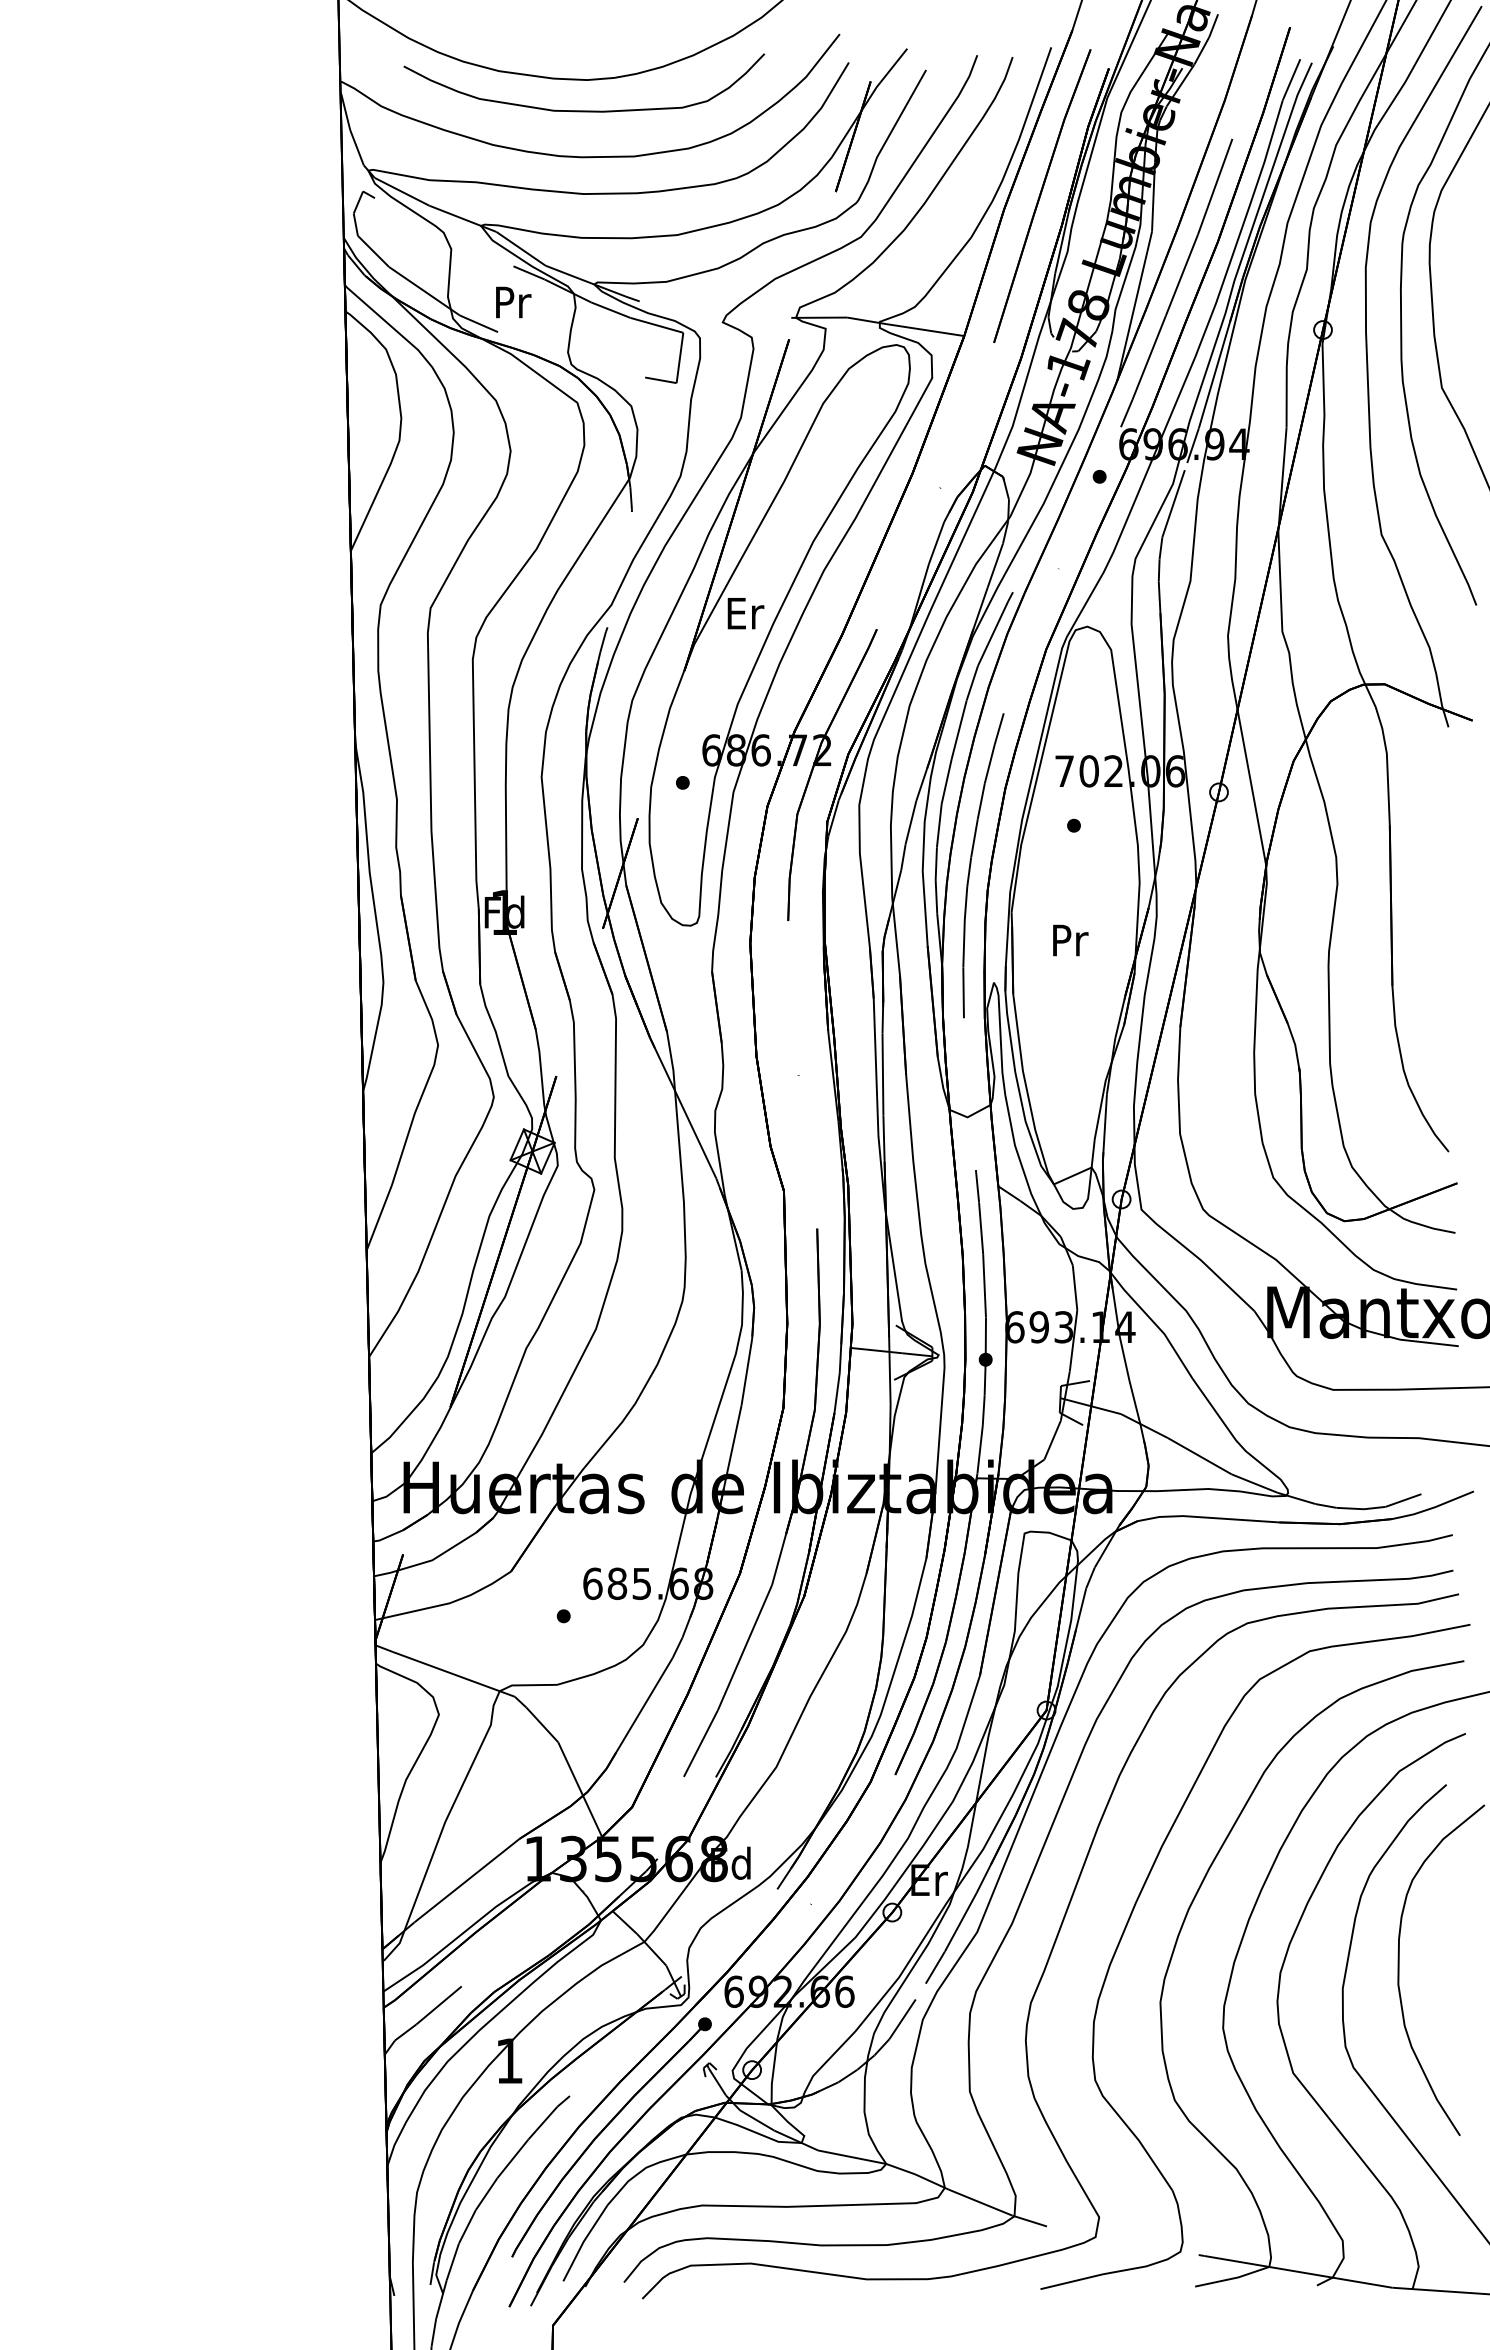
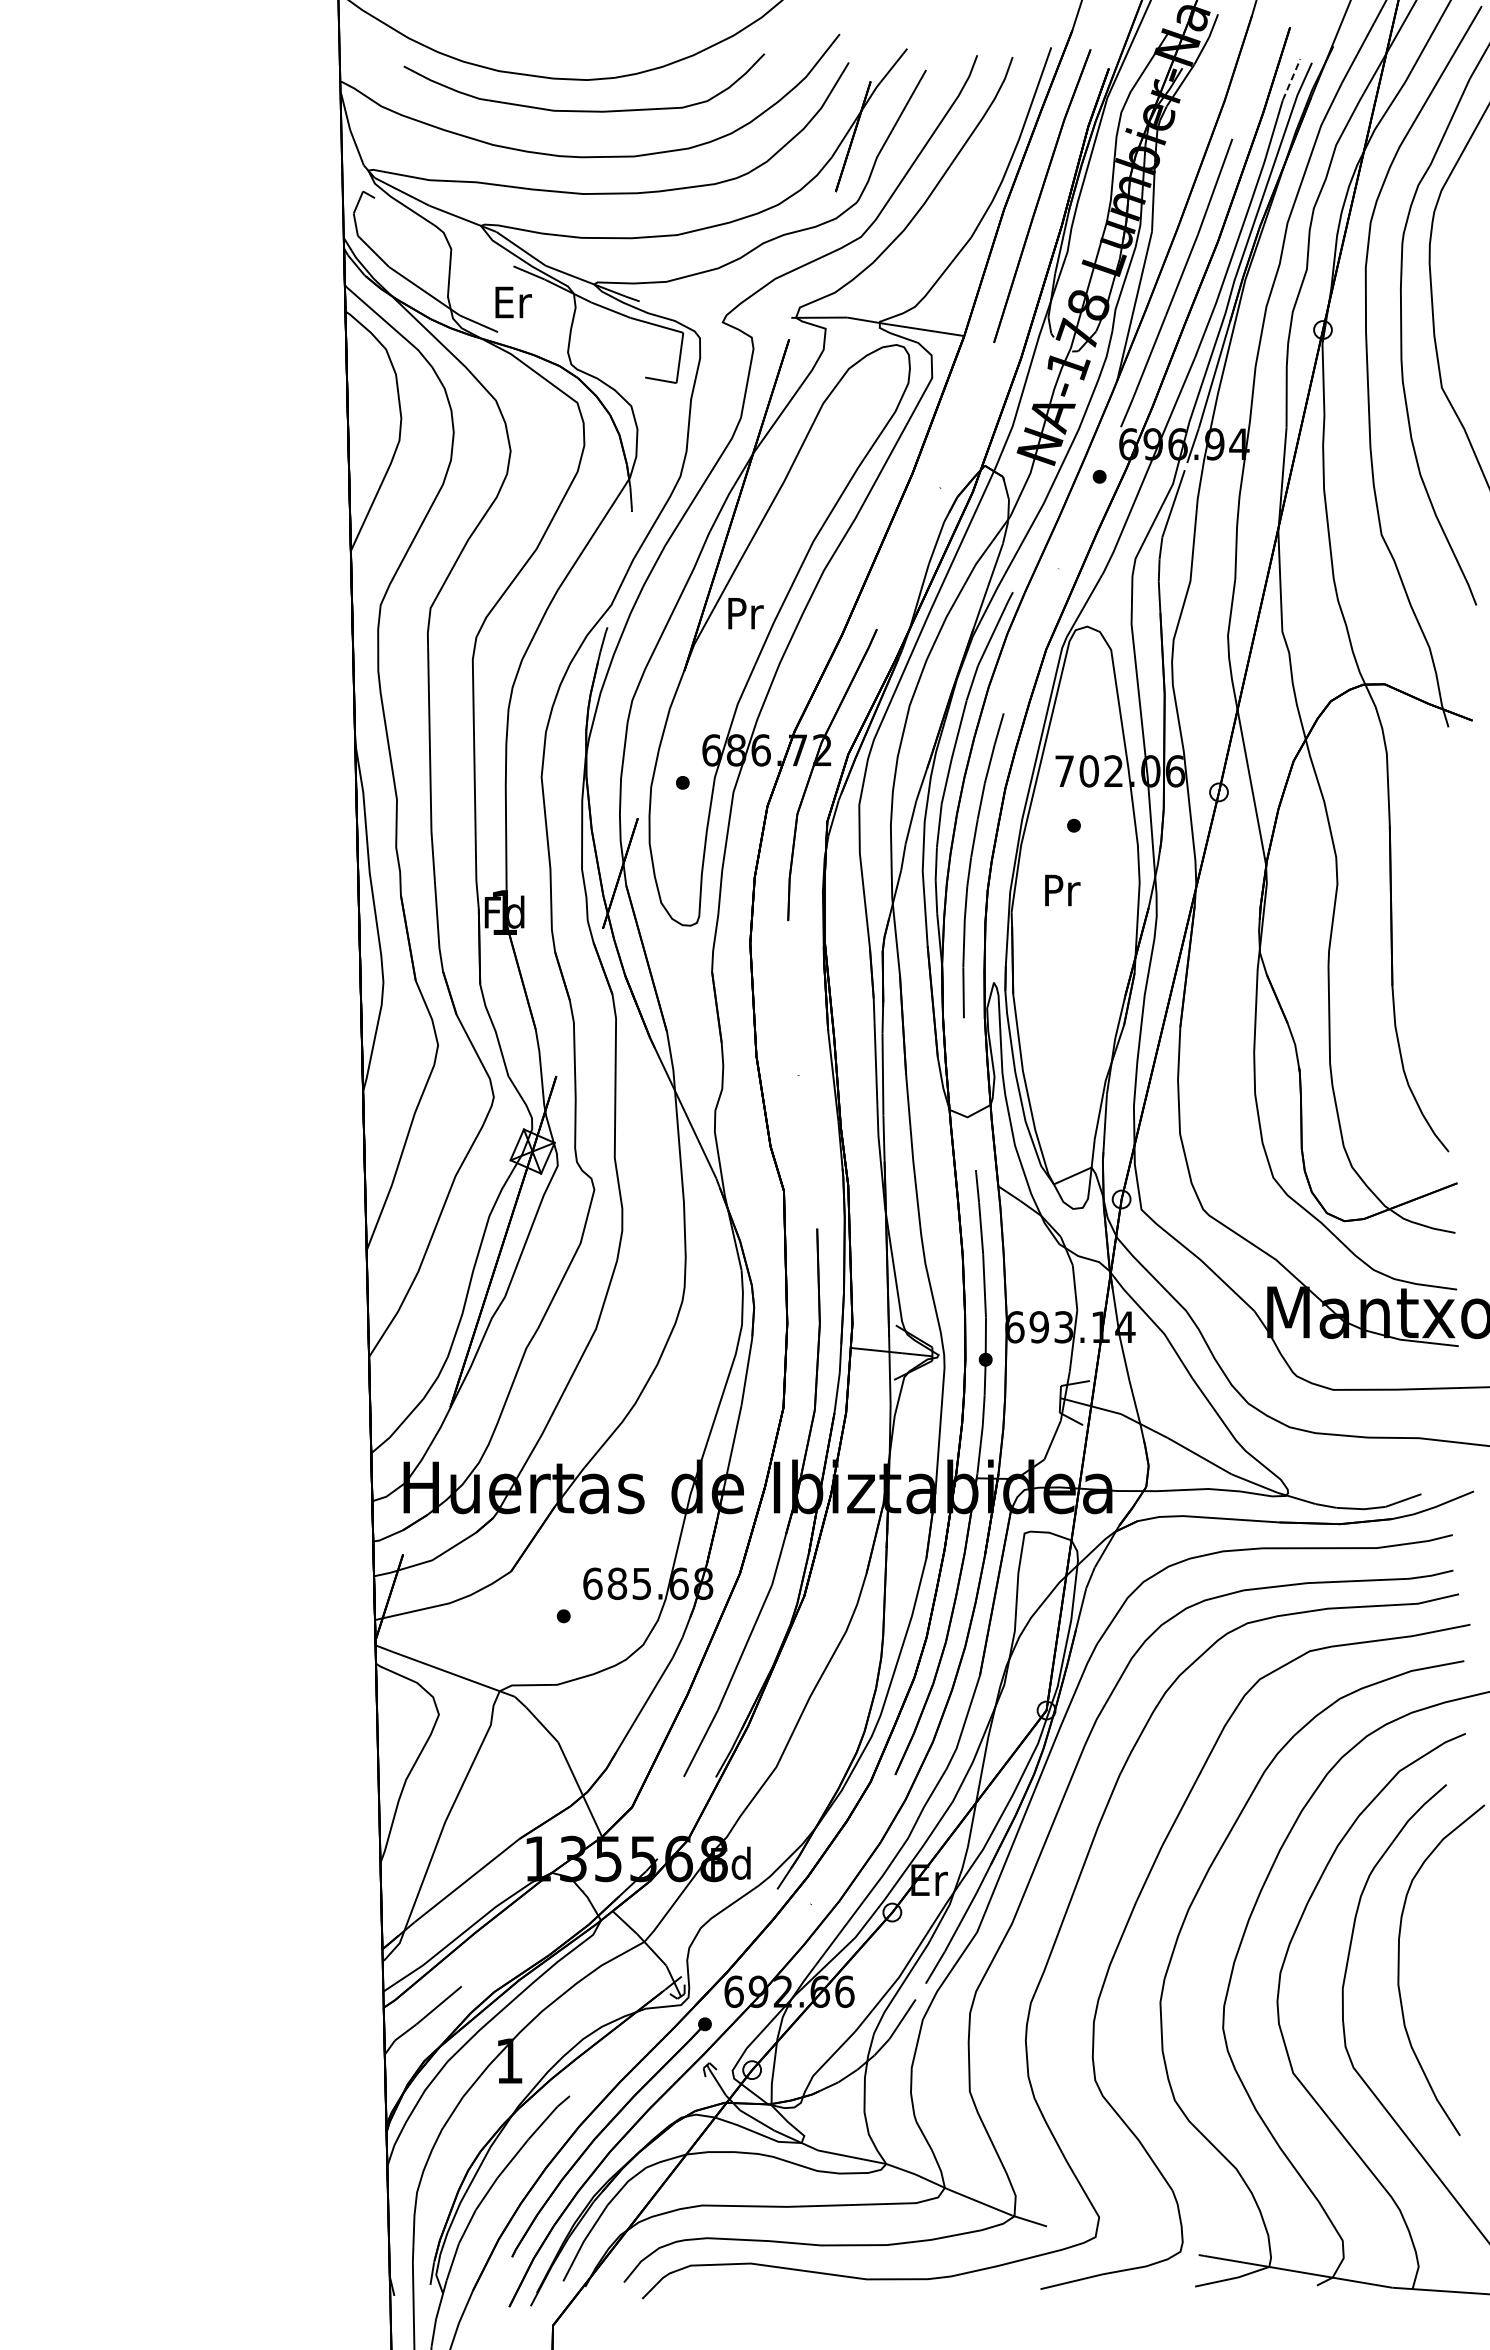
line: solid -> dashed (1291, 79)
text: Pr -> Er (513, 302)
text: Er -> Pr (745, 613)
text position: (1070, 940) -> (1062, 890) (1062, 890)
